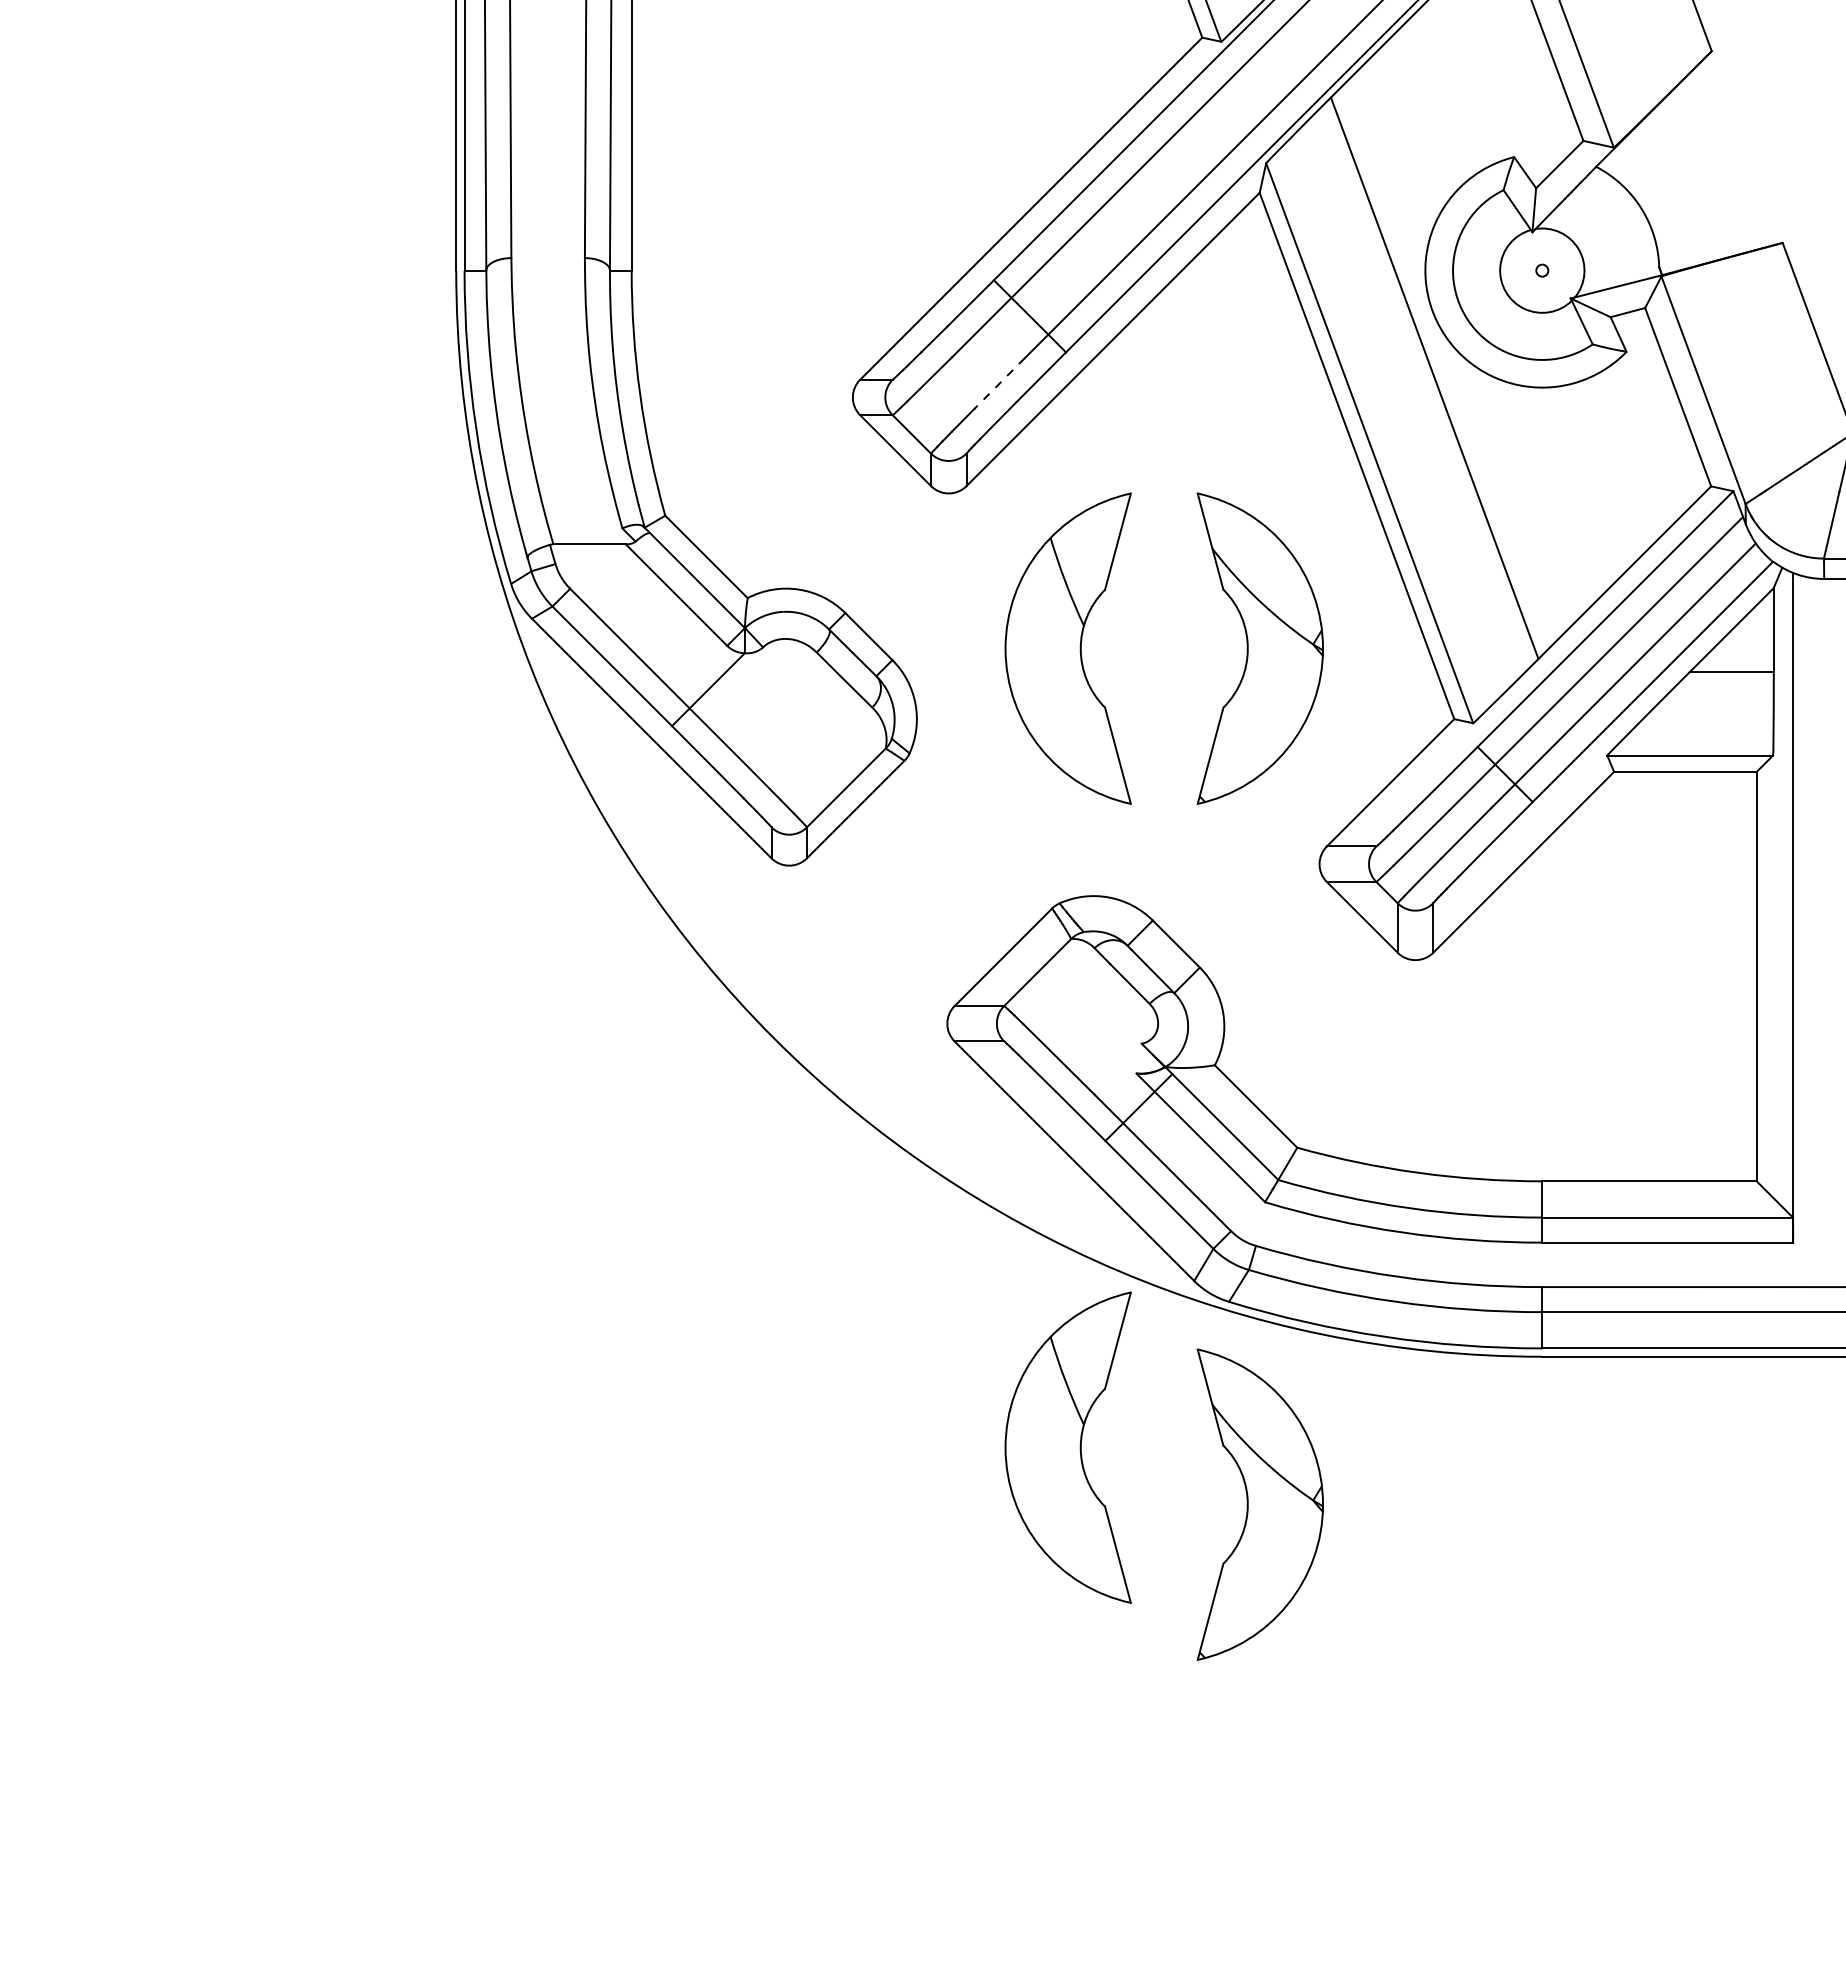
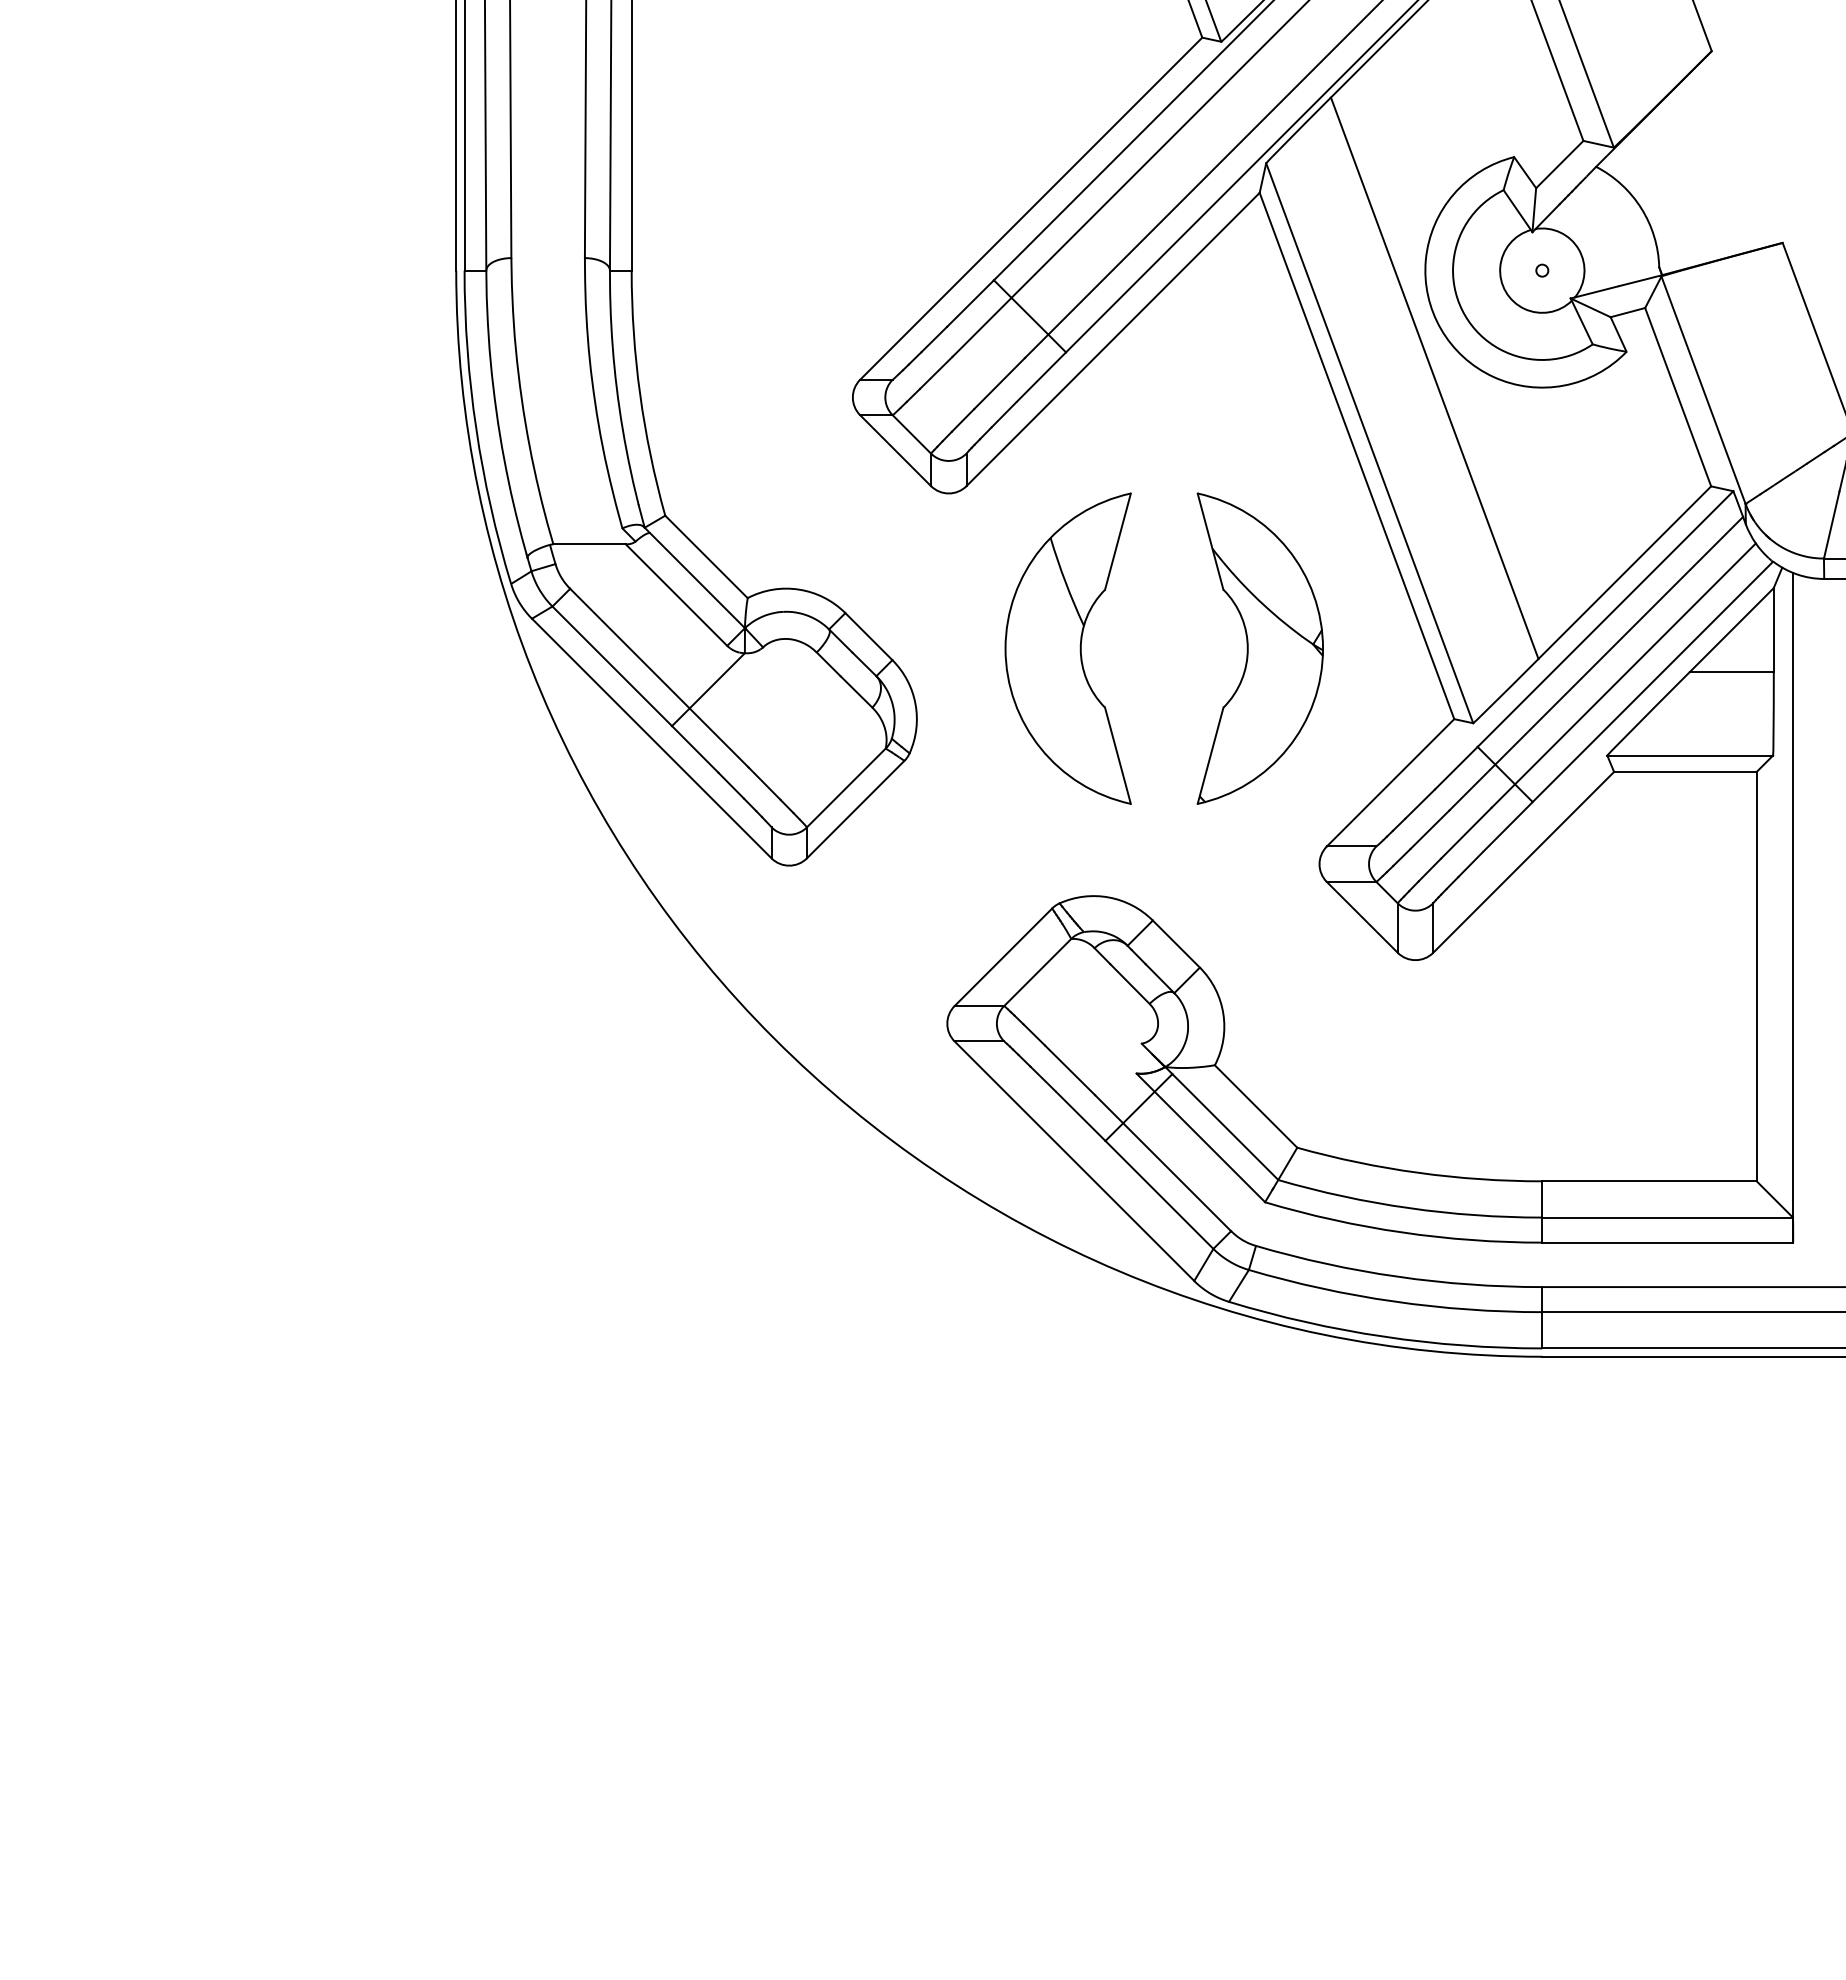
line: dashed -> solid (999, 383)
part: present -> none (1067, 1447)
part: present -> none (1259, 1504)
